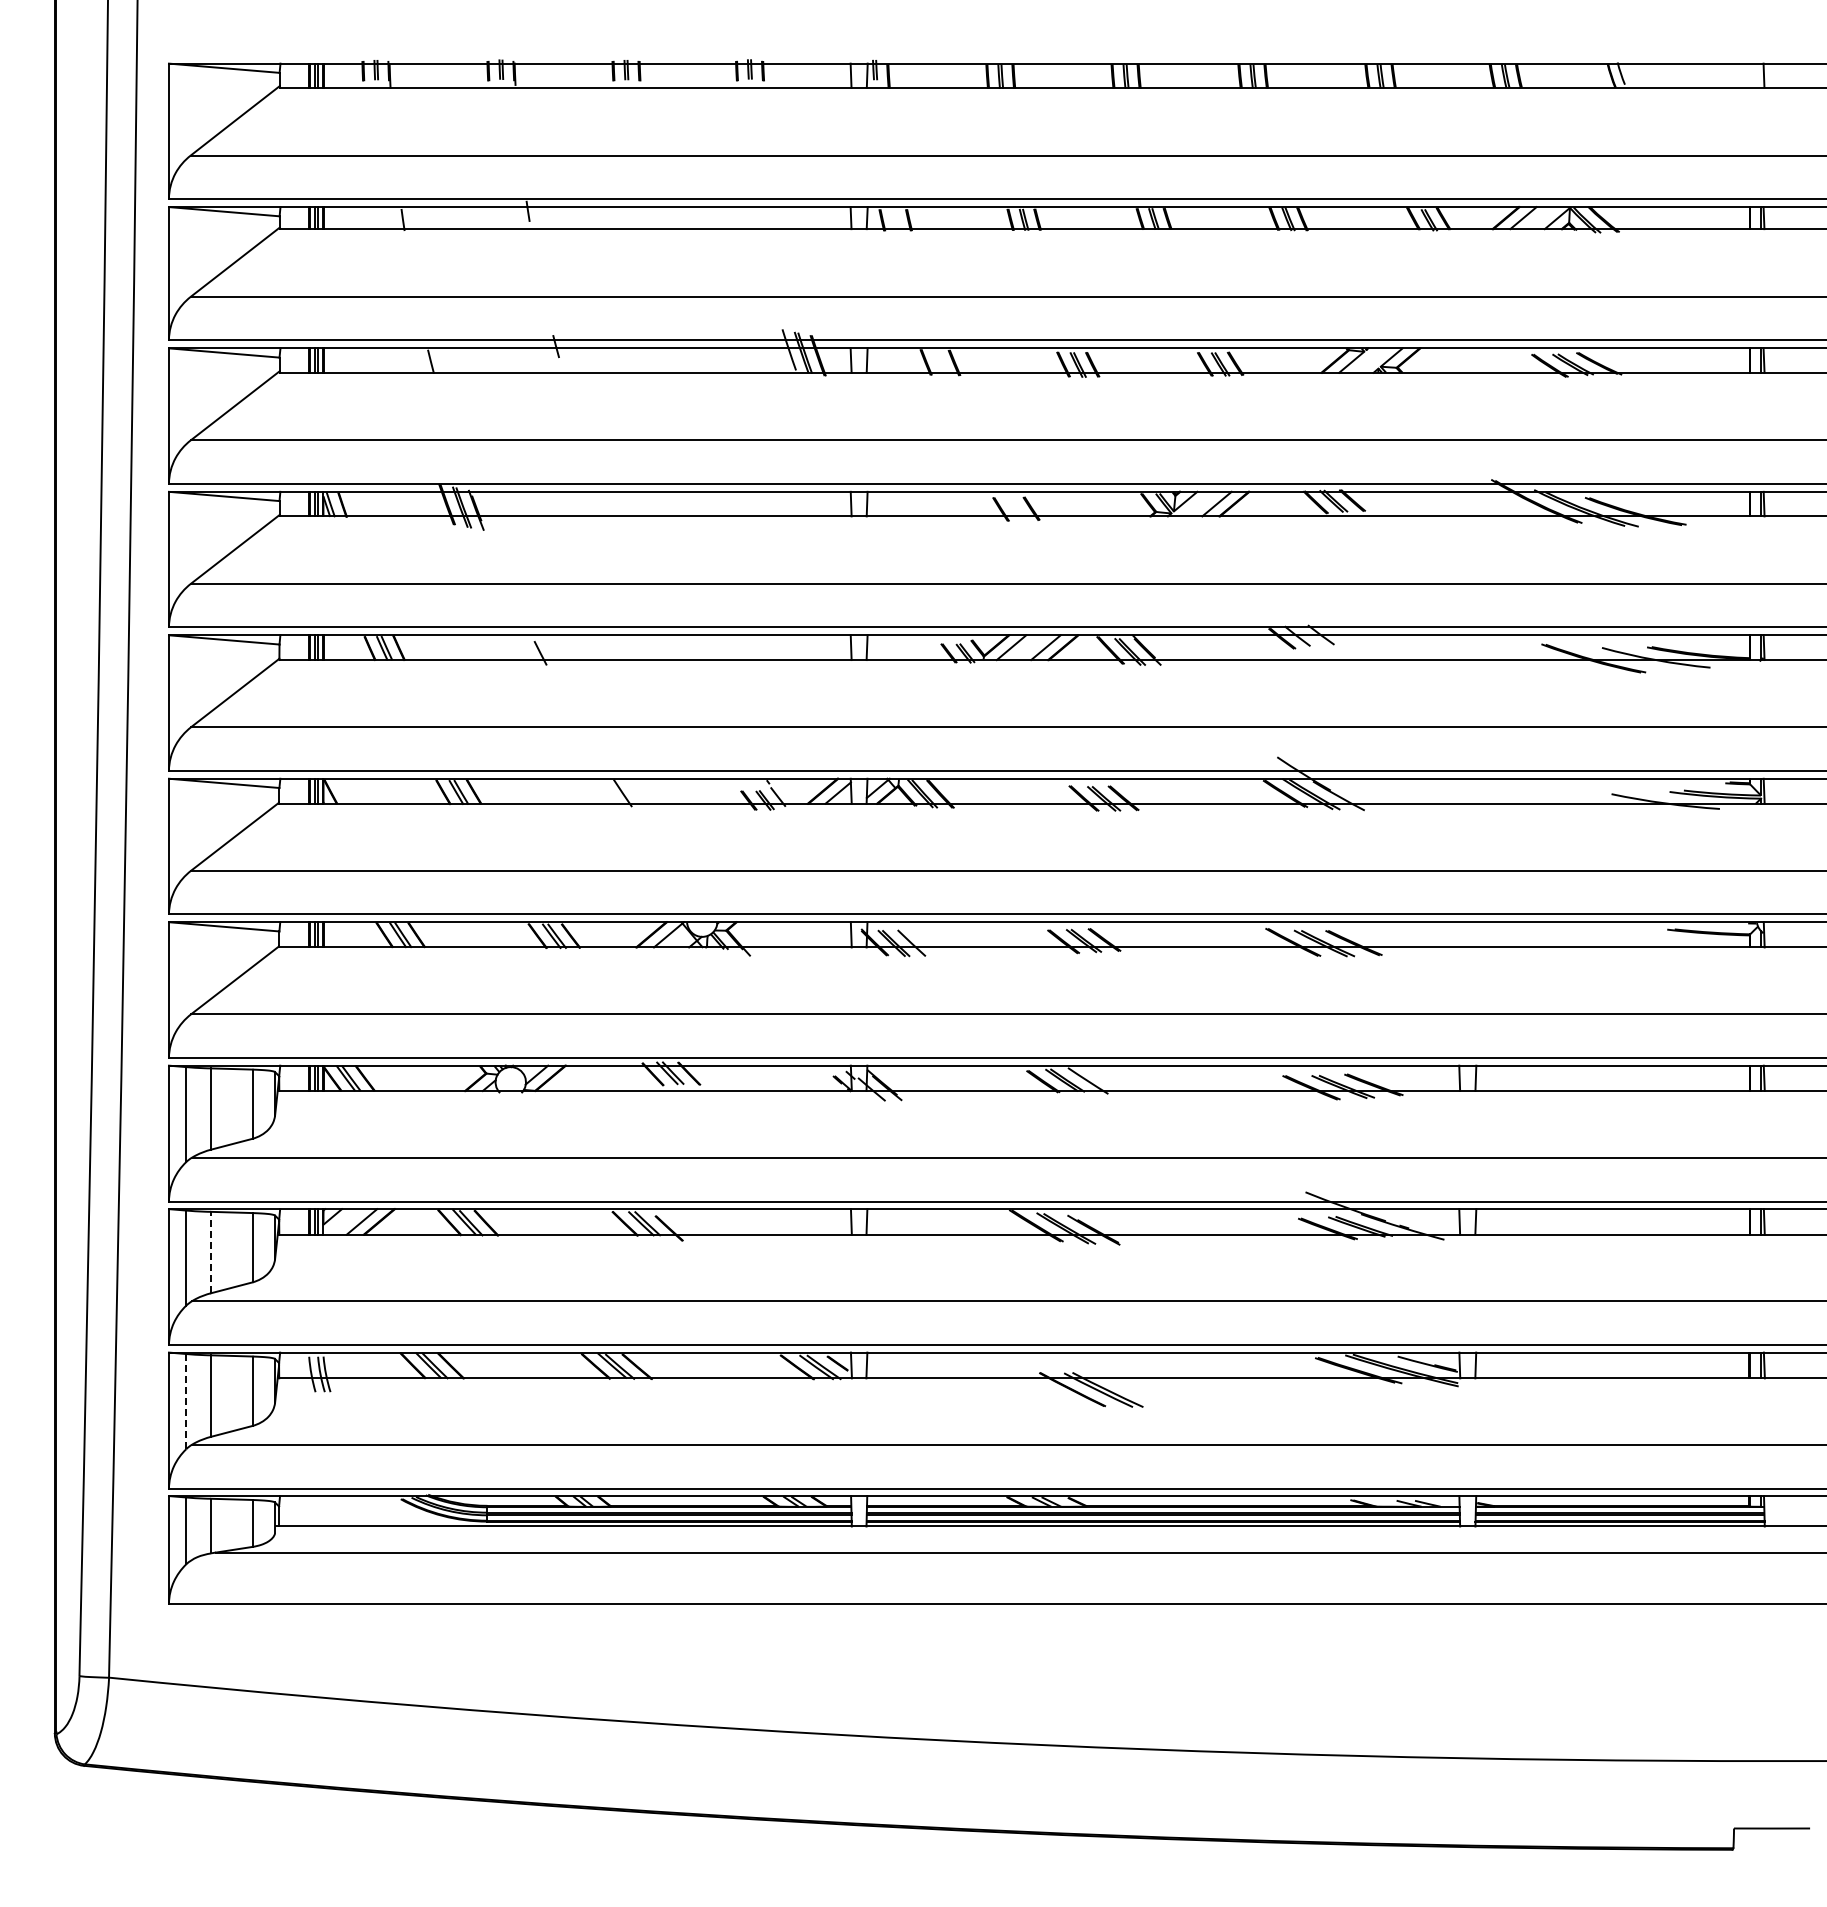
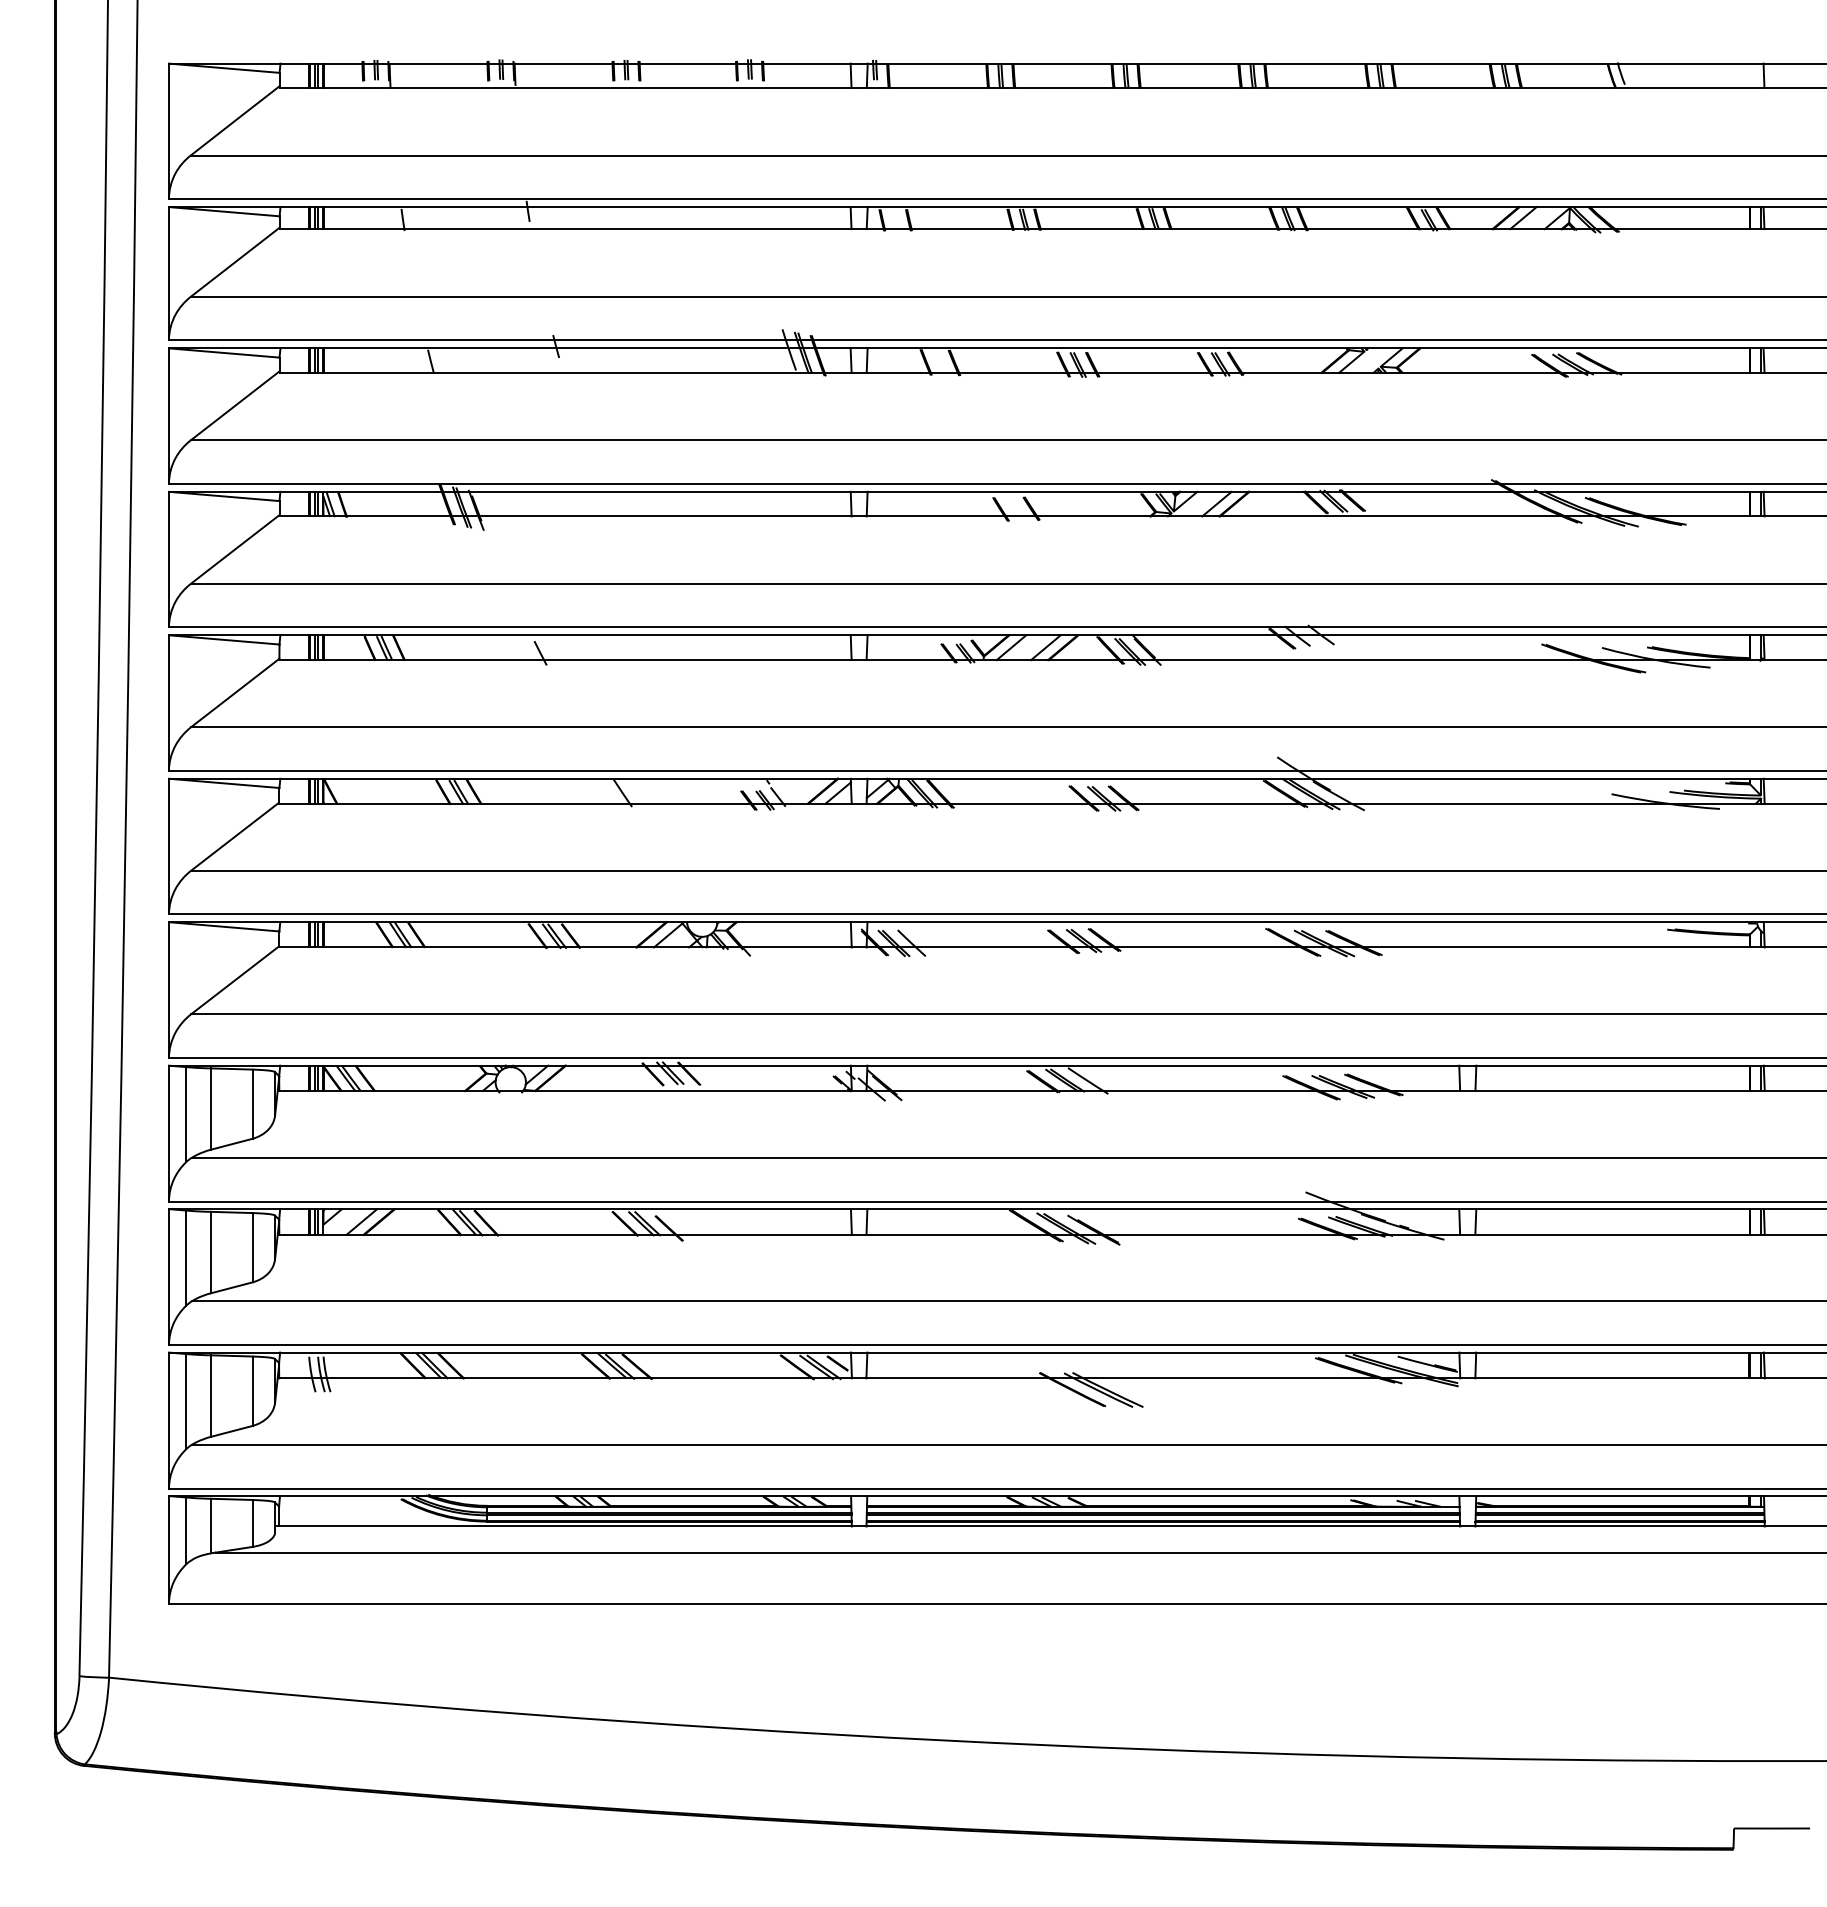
line: dashed -> solid (211, 1252)
line: dashed -> solid (186, 1401)
